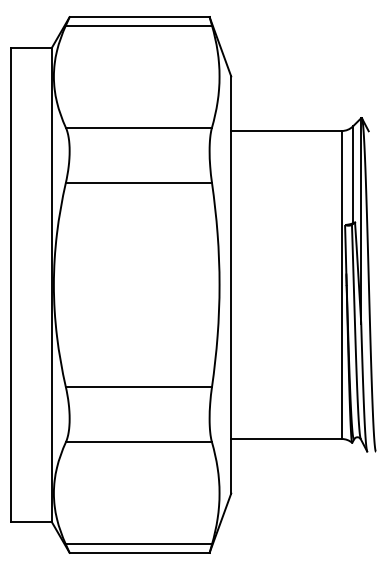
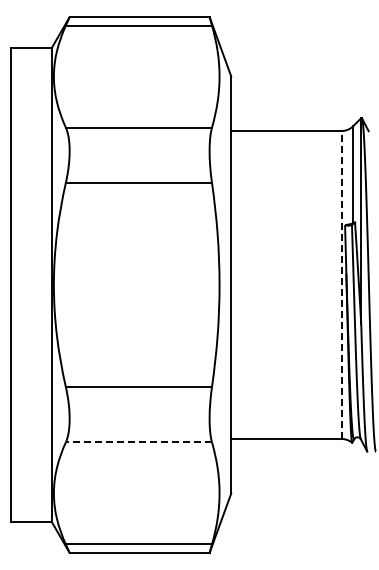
line: solid -> dashed (341, 285)
line: solid -> dashed (138, 442)
